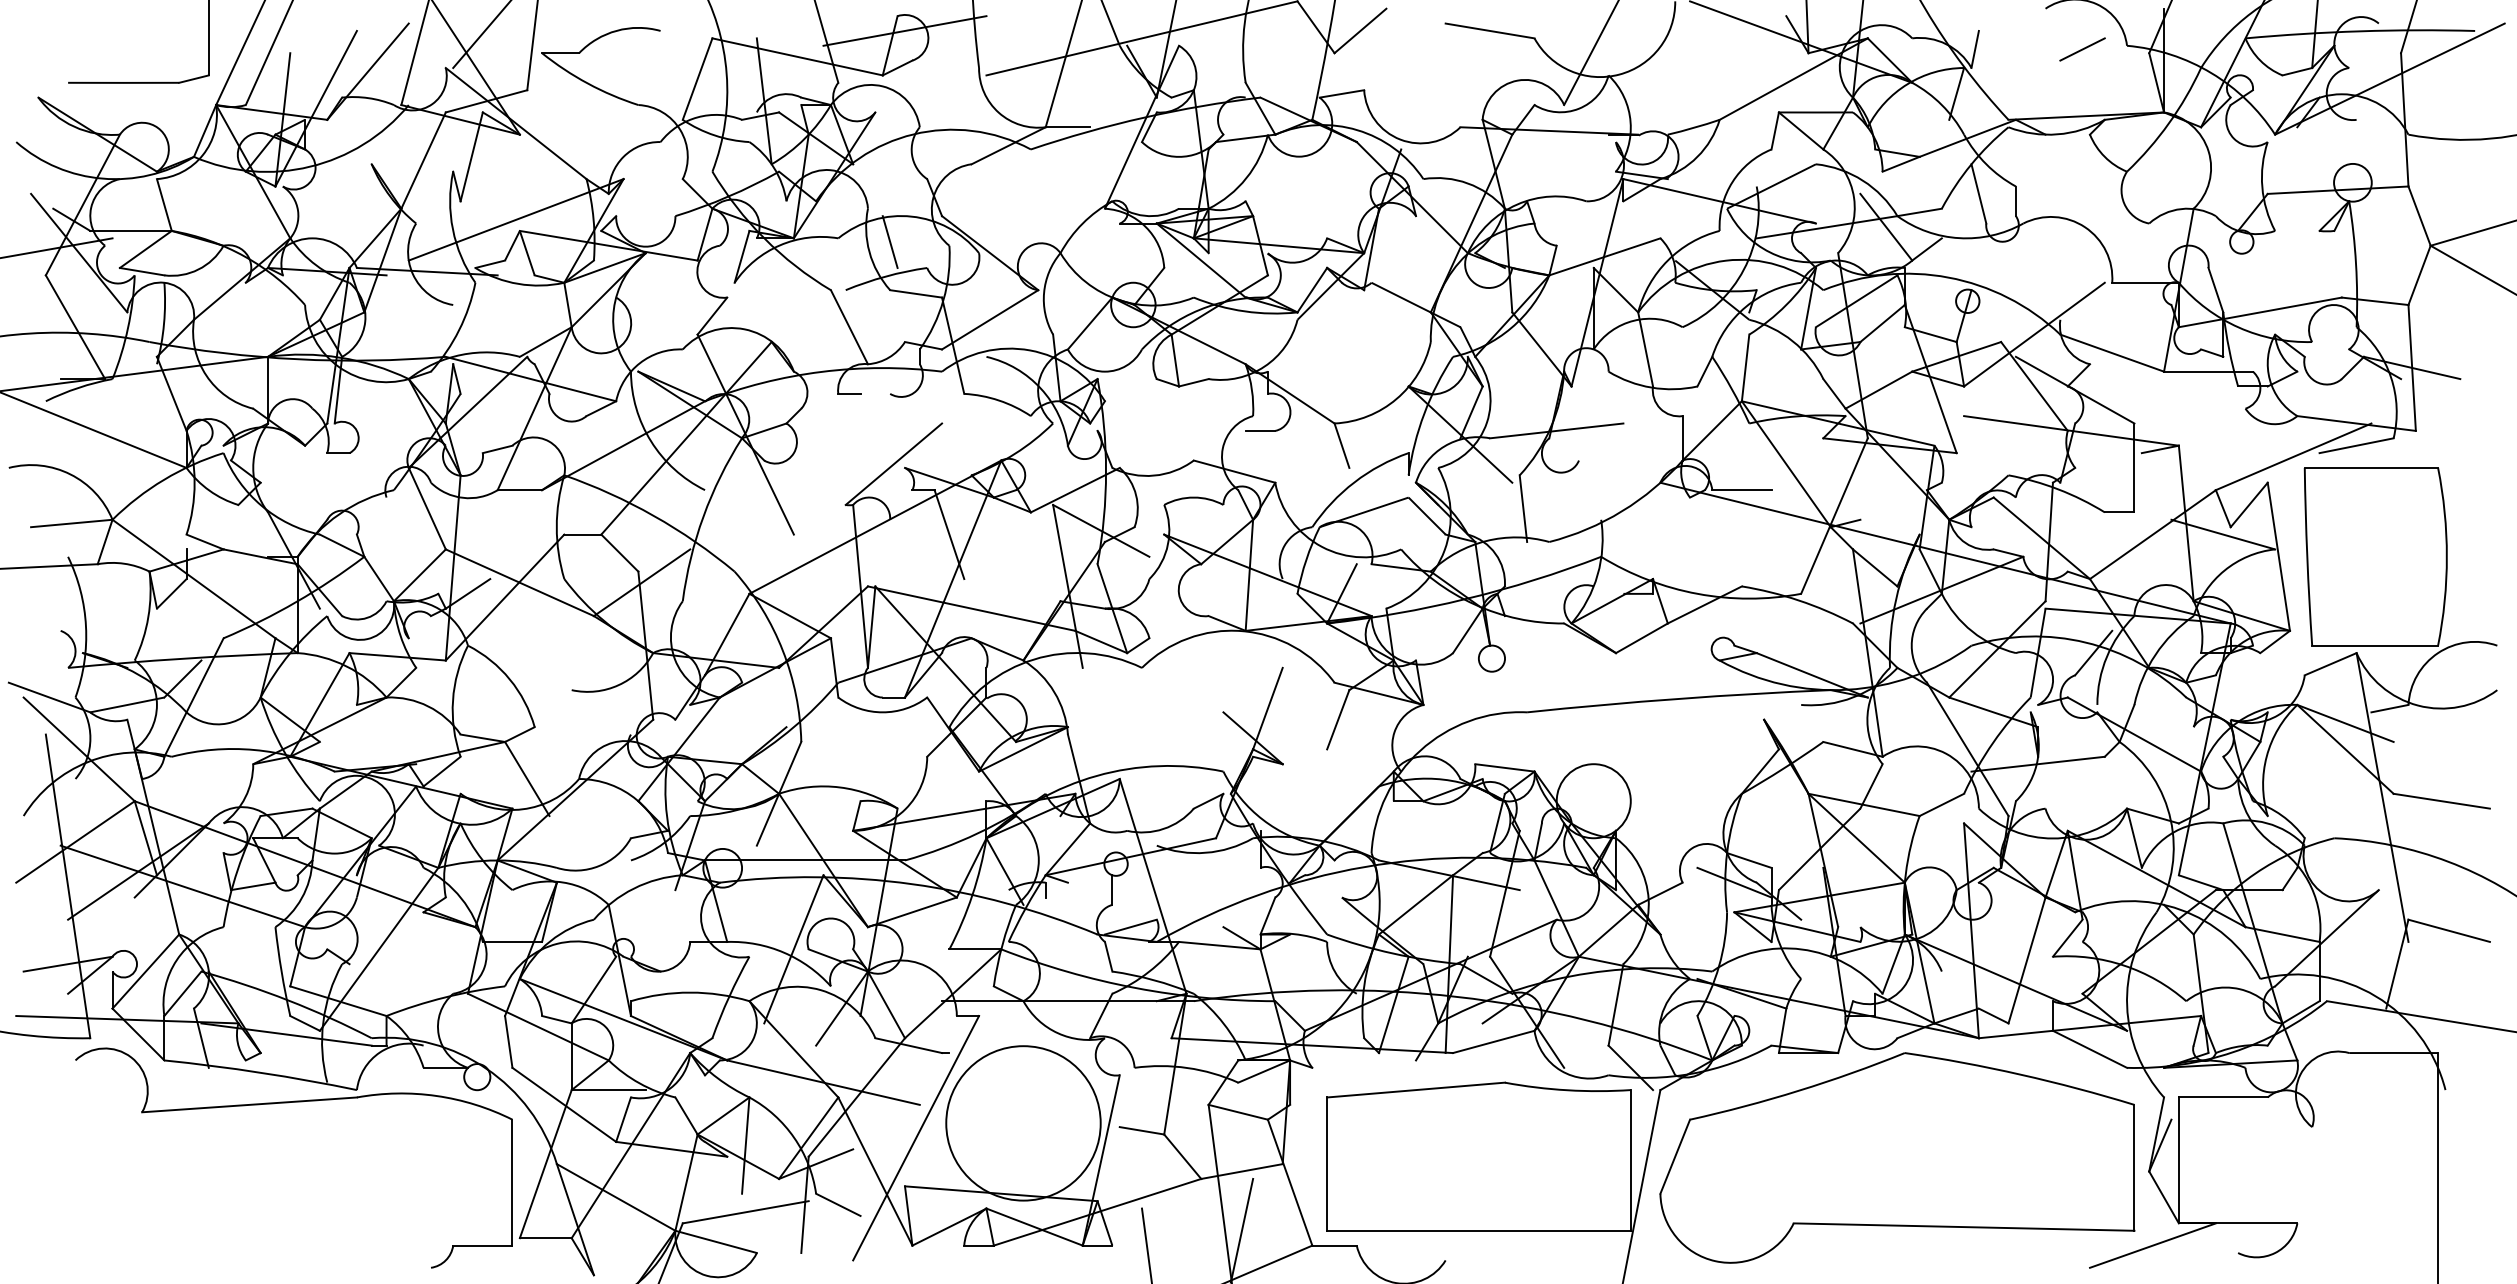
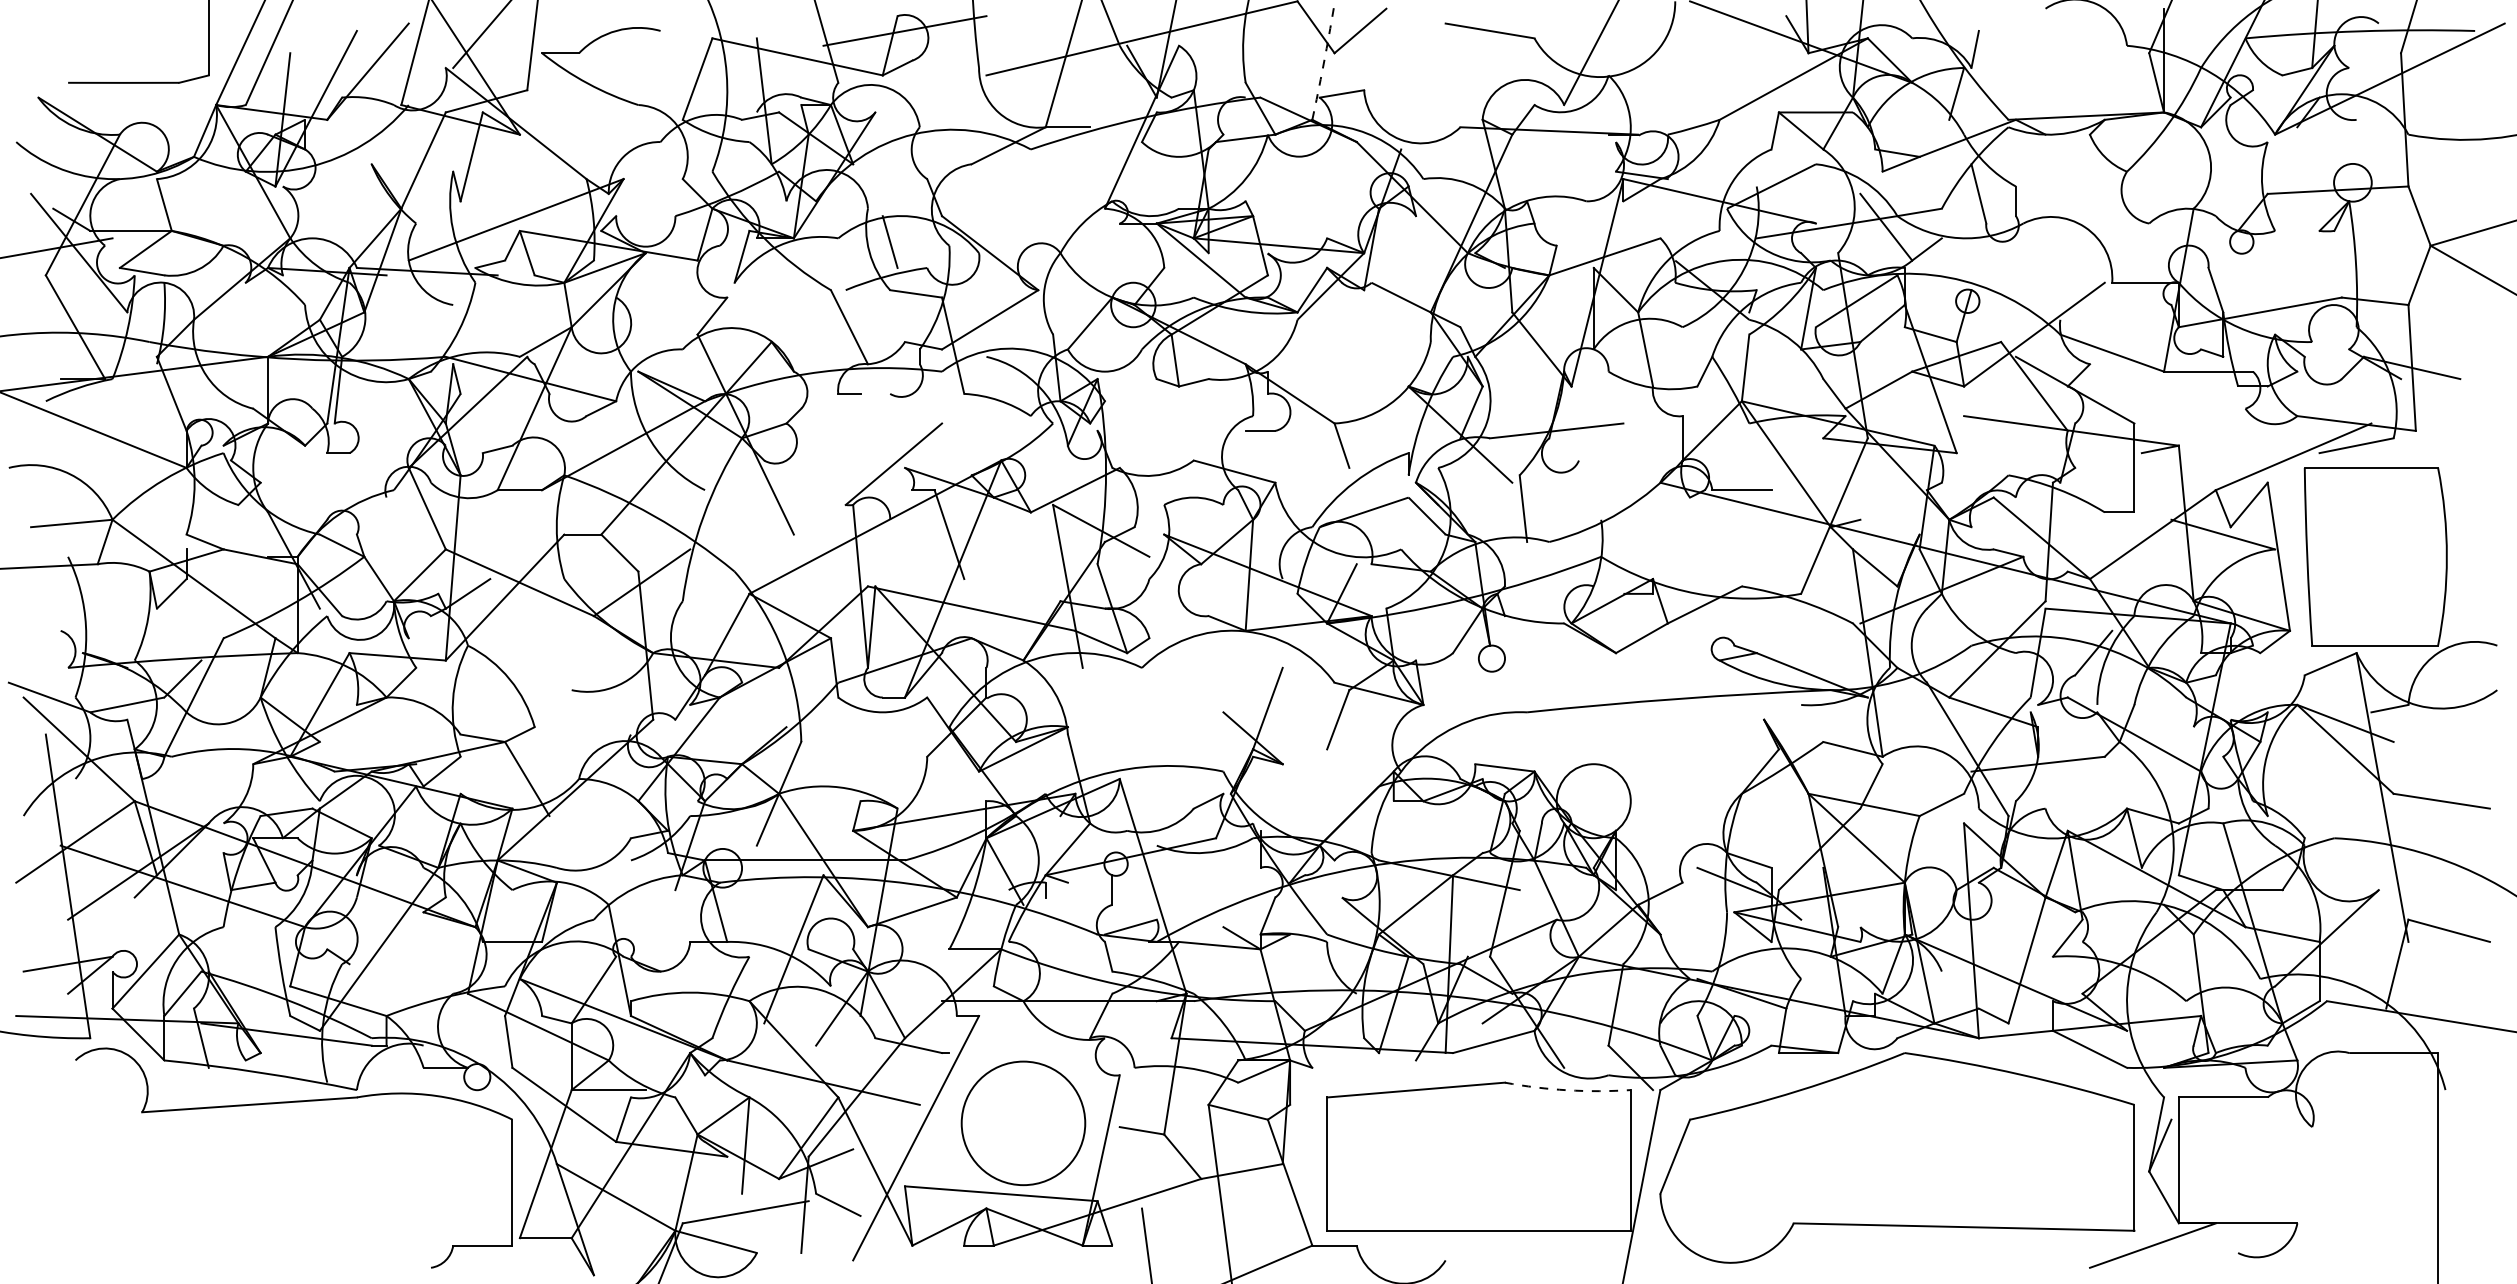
line: present -> none (2082, 49)
arc: solid -> dashed (1324, 59)
arc: solid -> dashed (1567, 1090)
circle diameter: 154 px -> 124 px (1023, 1123)
line: present -> none (1242, 1229)
